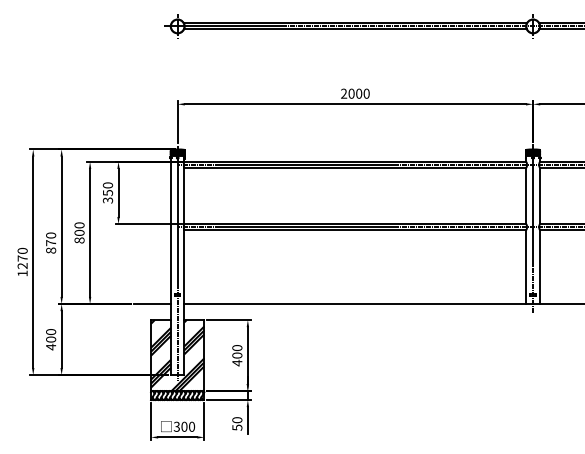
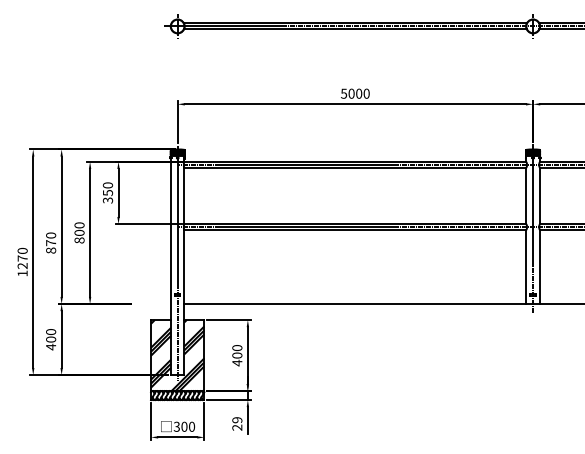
text: 2000 -> 5000 (344, 93)
line: present -> none (152, 304)
text: 50 -> 29 (237, 423)
